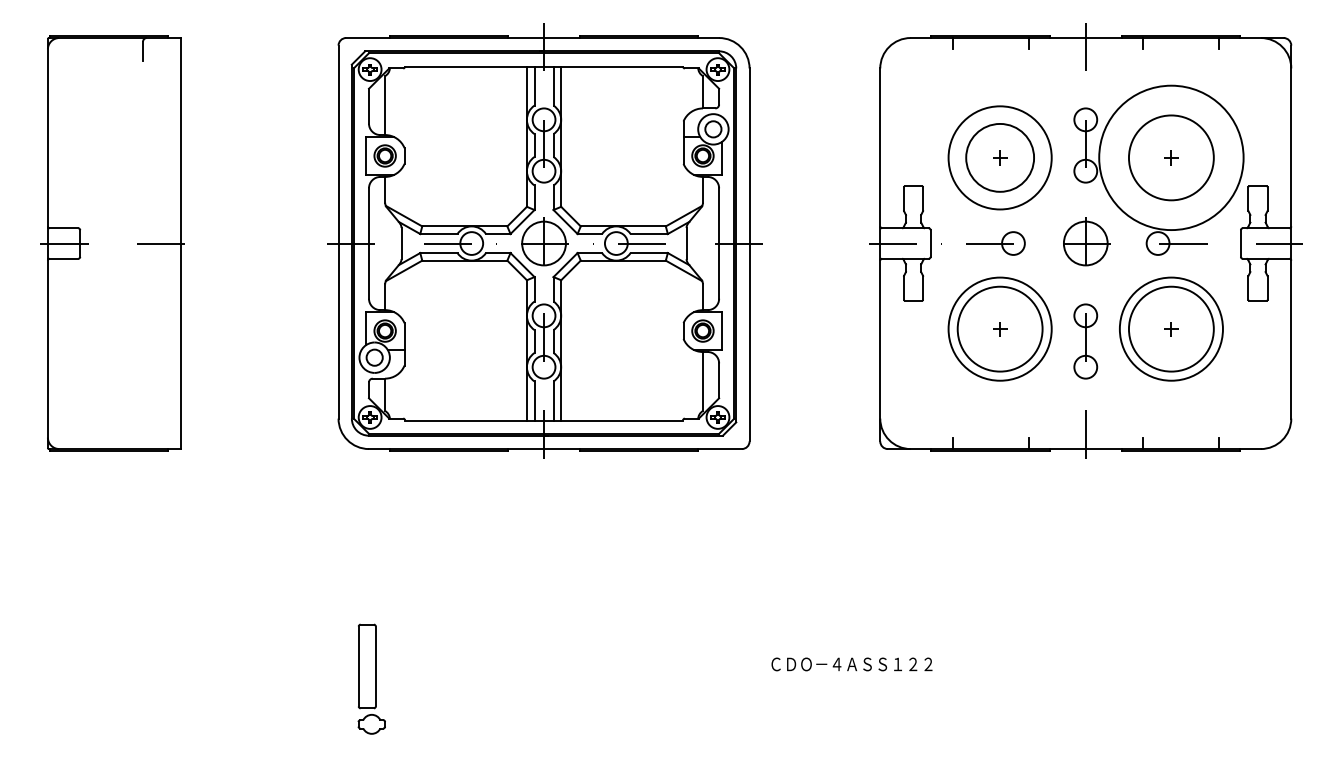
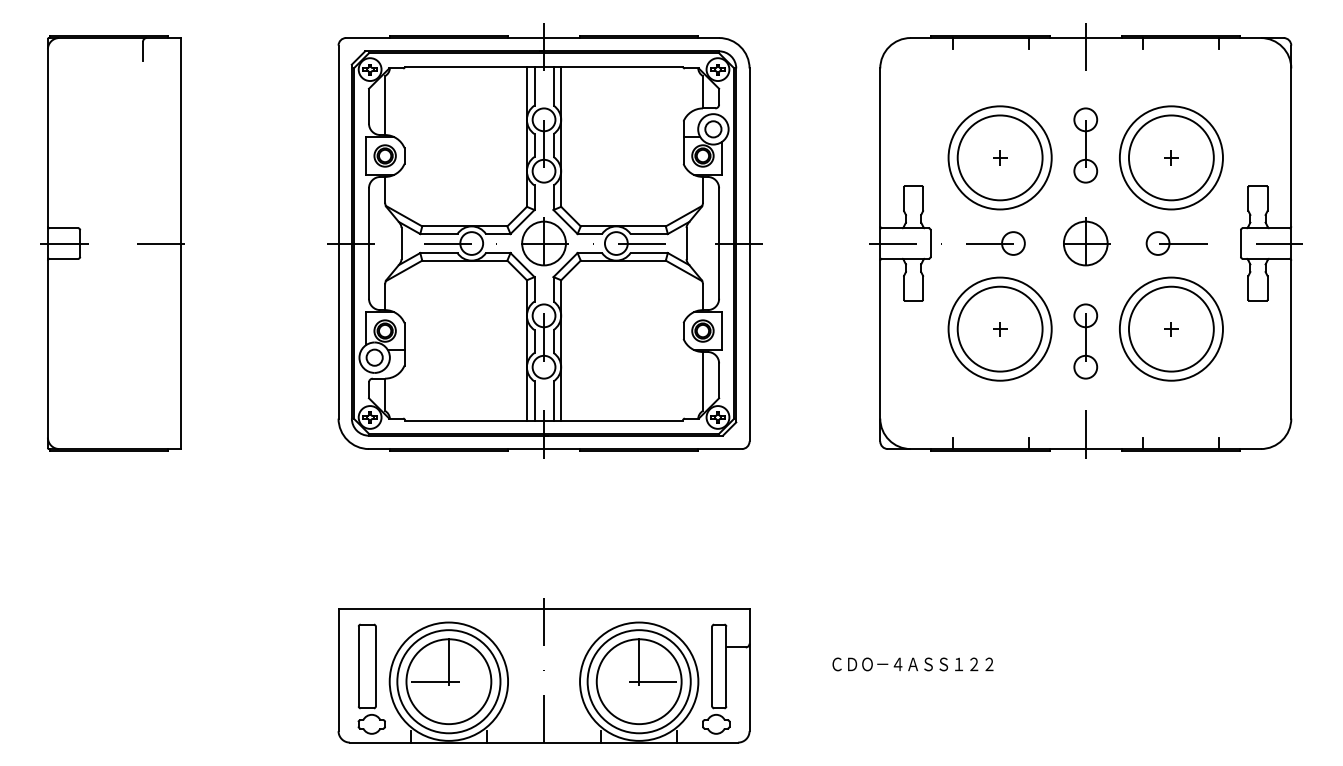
circle diameter: 68 px -> 85 px (999, 157)
circle diameter: 144 px -> 103 px (1170, 157)
text position: (851, 664) -> (912, 664) (912, 664)
part: none -> present (543, 670)
